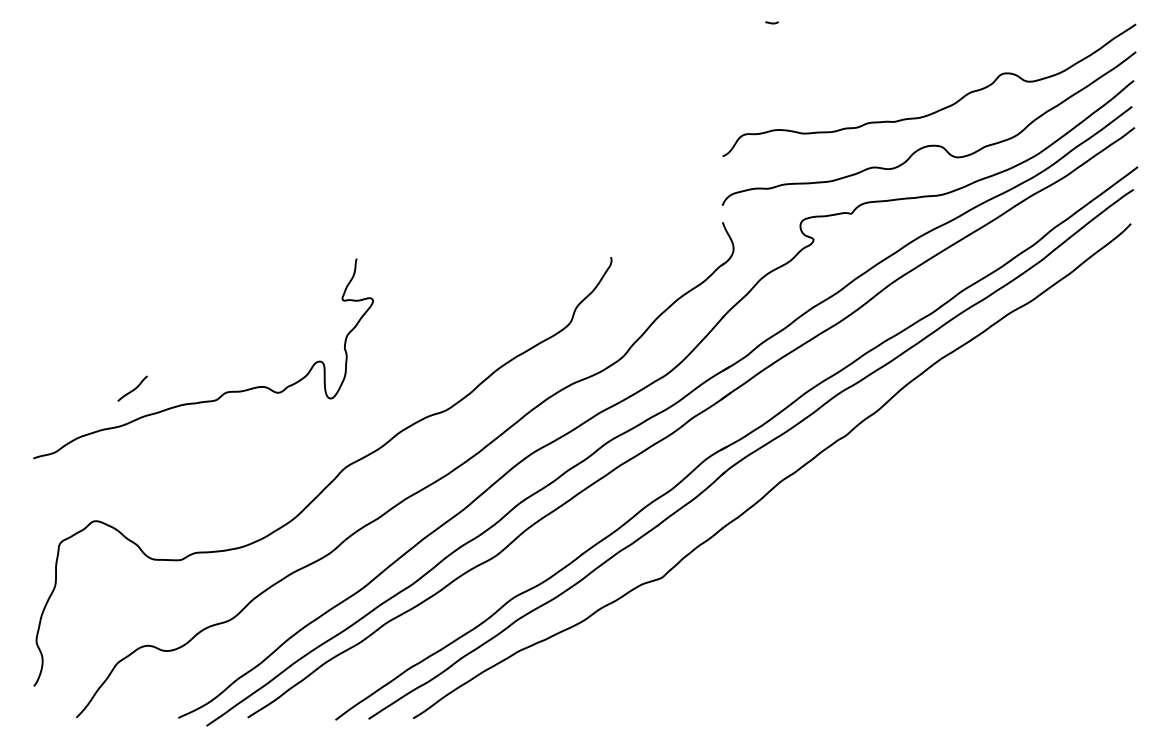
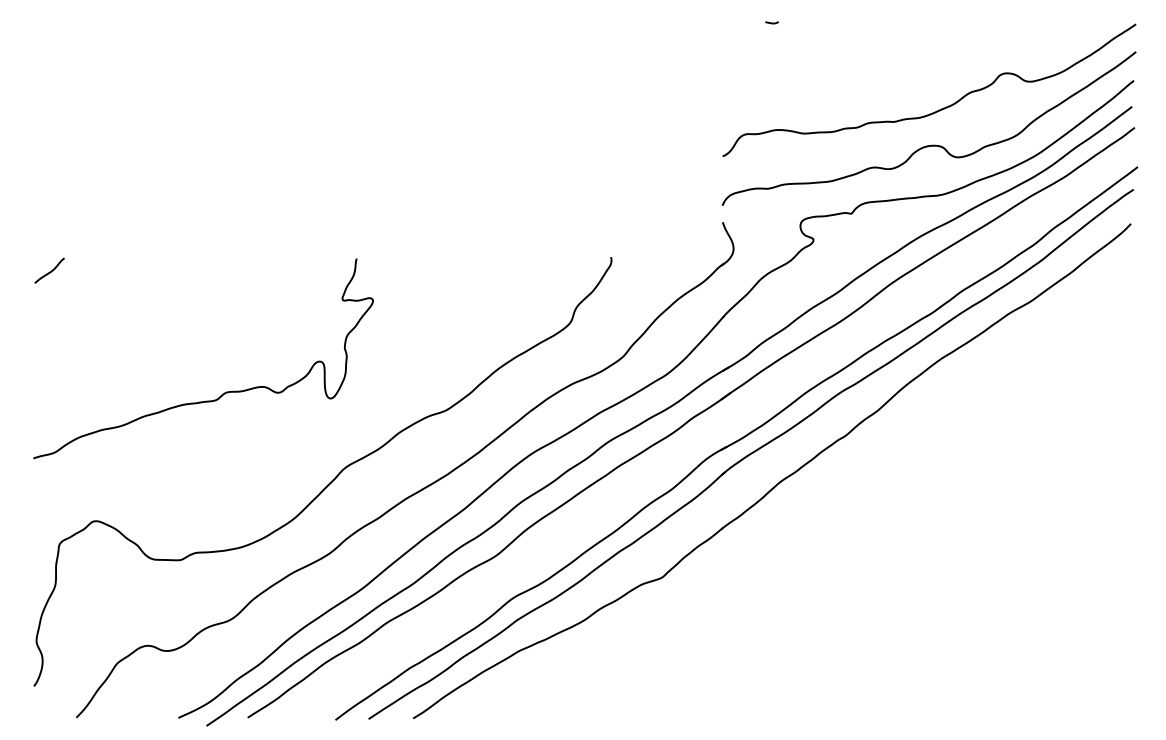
curve position: (132, 389) -> (49, 271) (49, 271)
